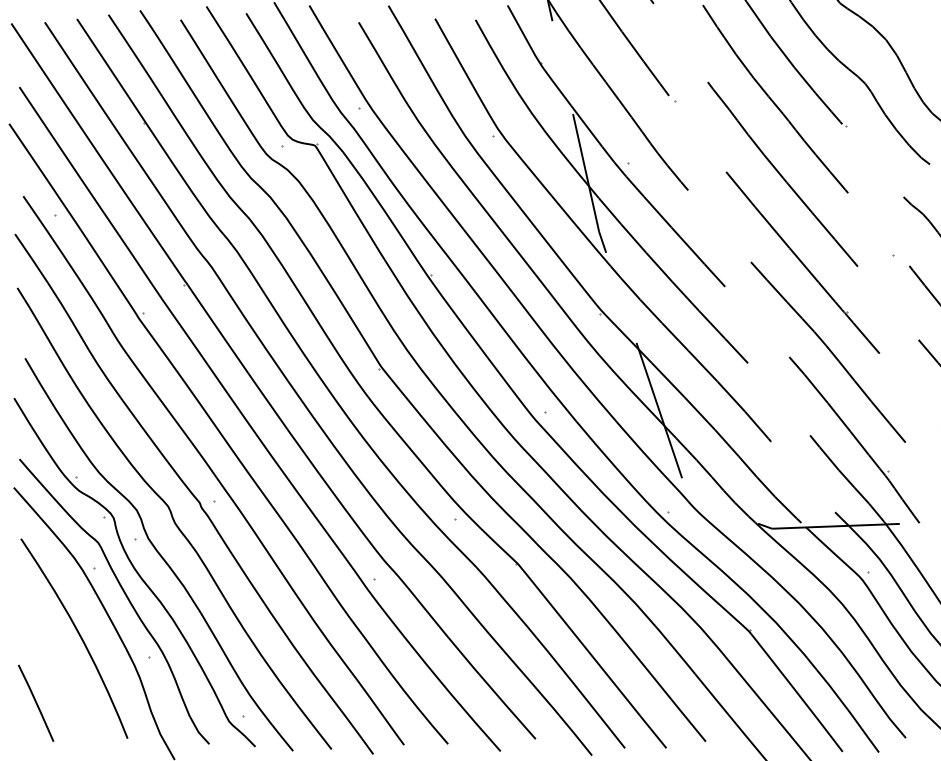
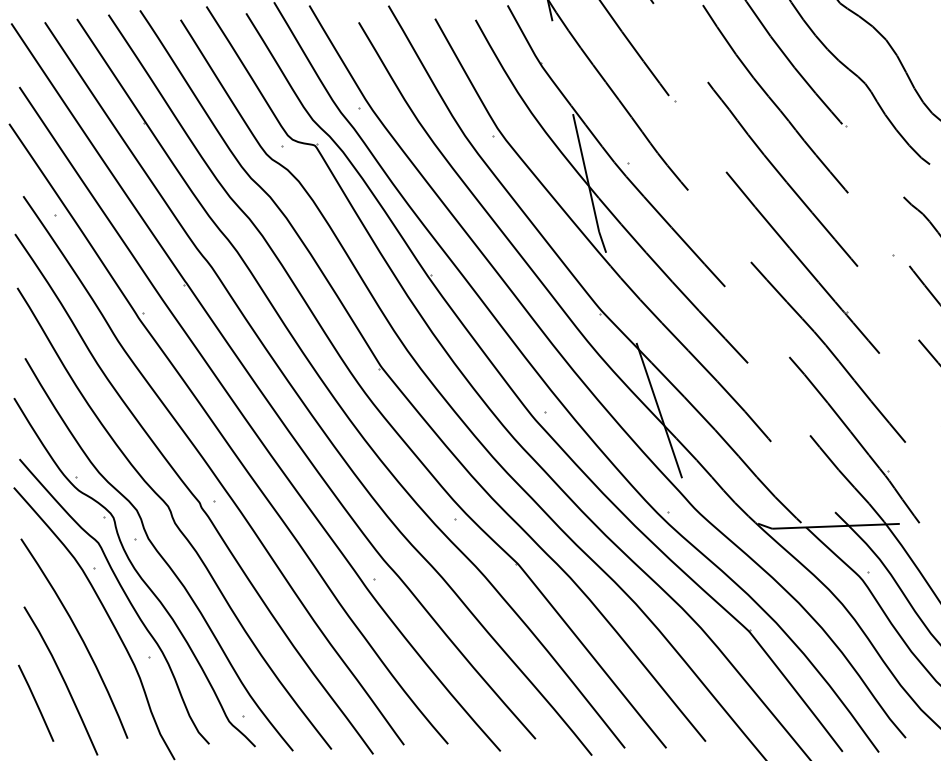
curve: none -> present (62, 679)
